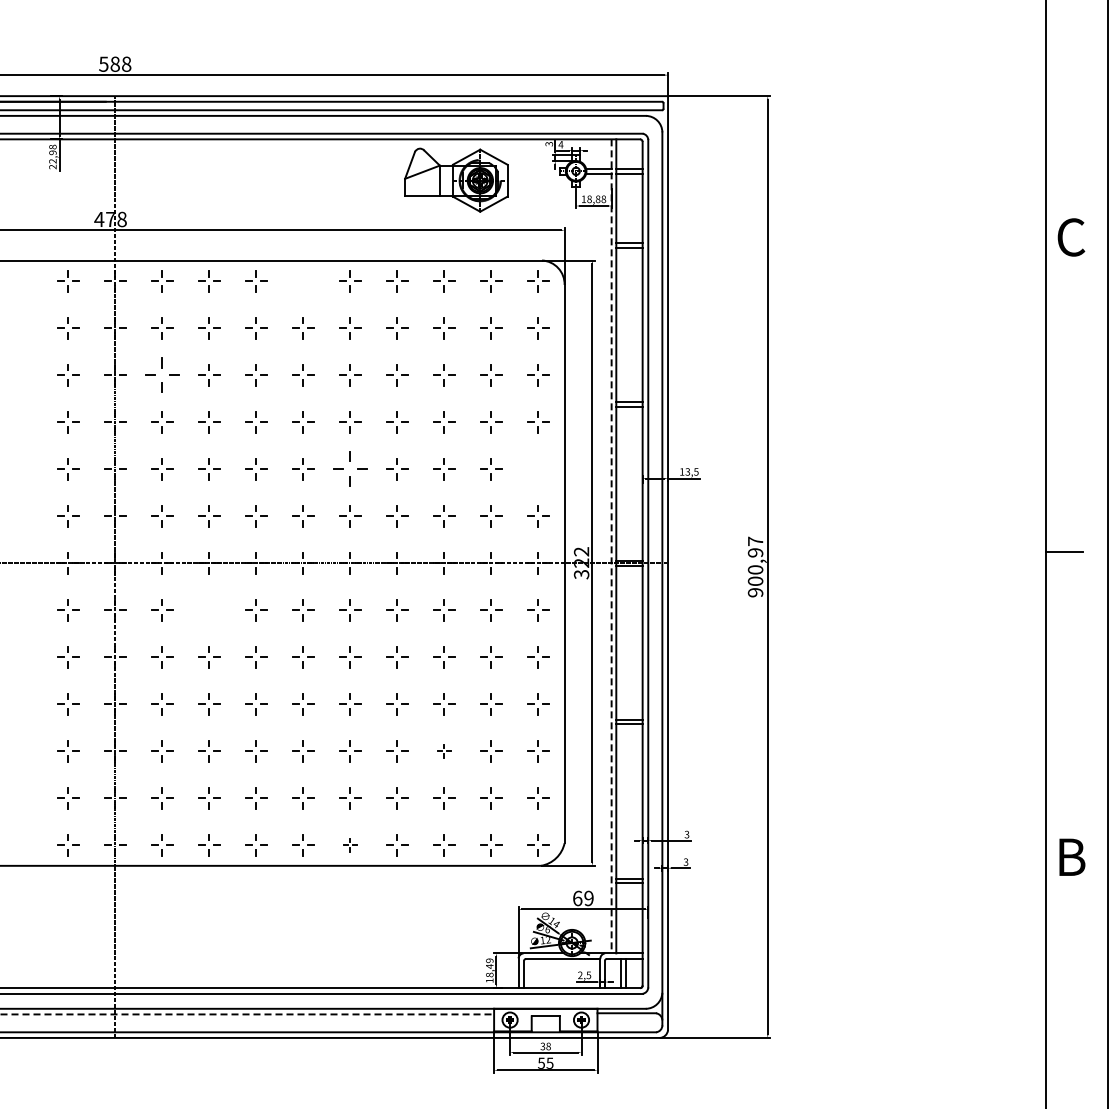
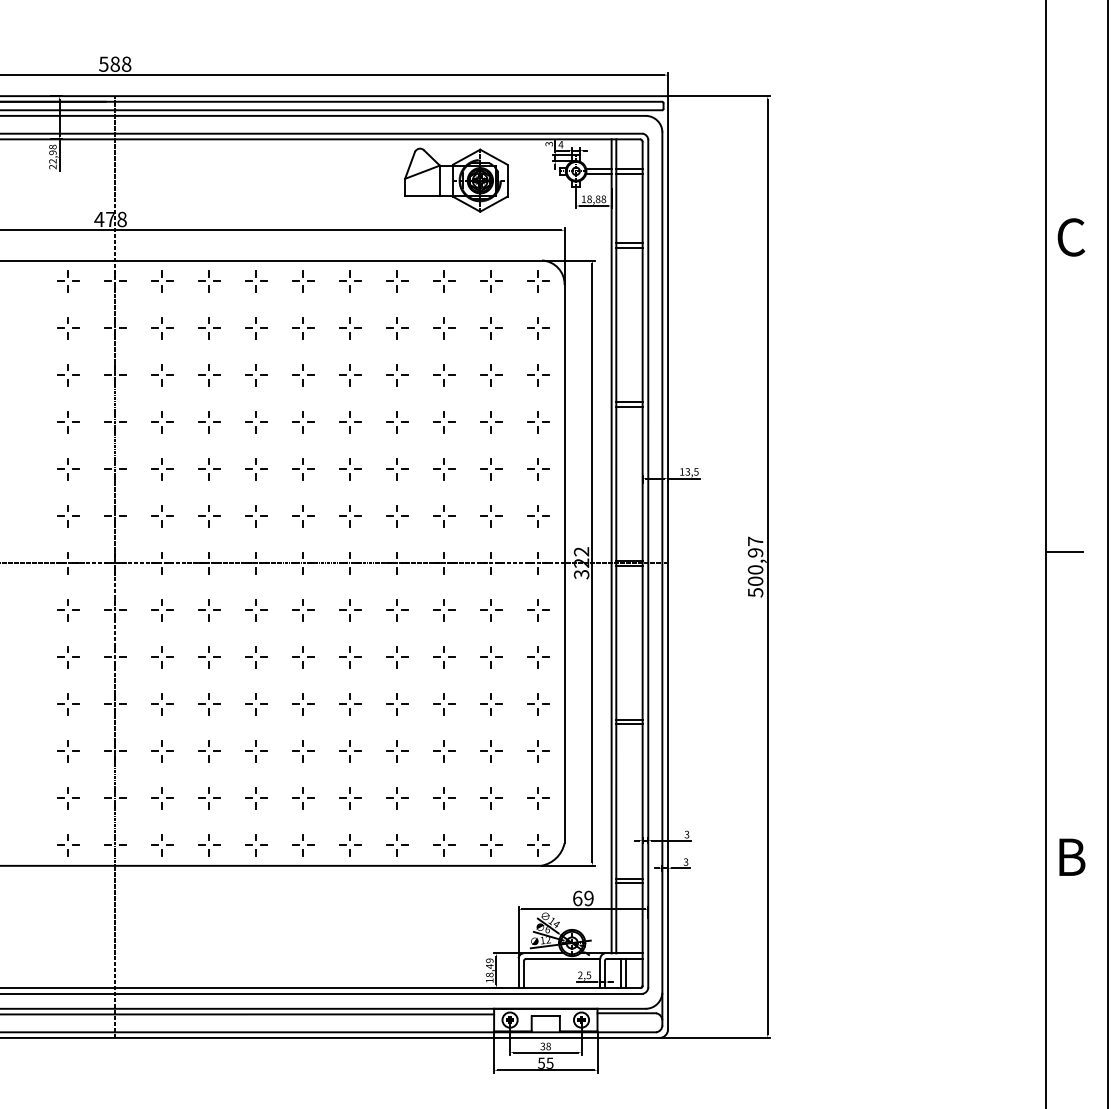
part: none -> present (303, 281)
part size: 35x36 px -> 23x23 px (162, 375)
part size: 35x36 px -> 23x23 px (350, 469)
part: none -> present (538, 469)
line: dashed -> solid (611, 546)
text: 900,97 -> 500,97 (755, 592)
part: none -> present (209, 610)
part size: 15x15 px -> 23x23 px (444, 751)
part size: 15x15 px -> 23x23 px (350, 845)
line: dashed -> solid (247, 1014)
